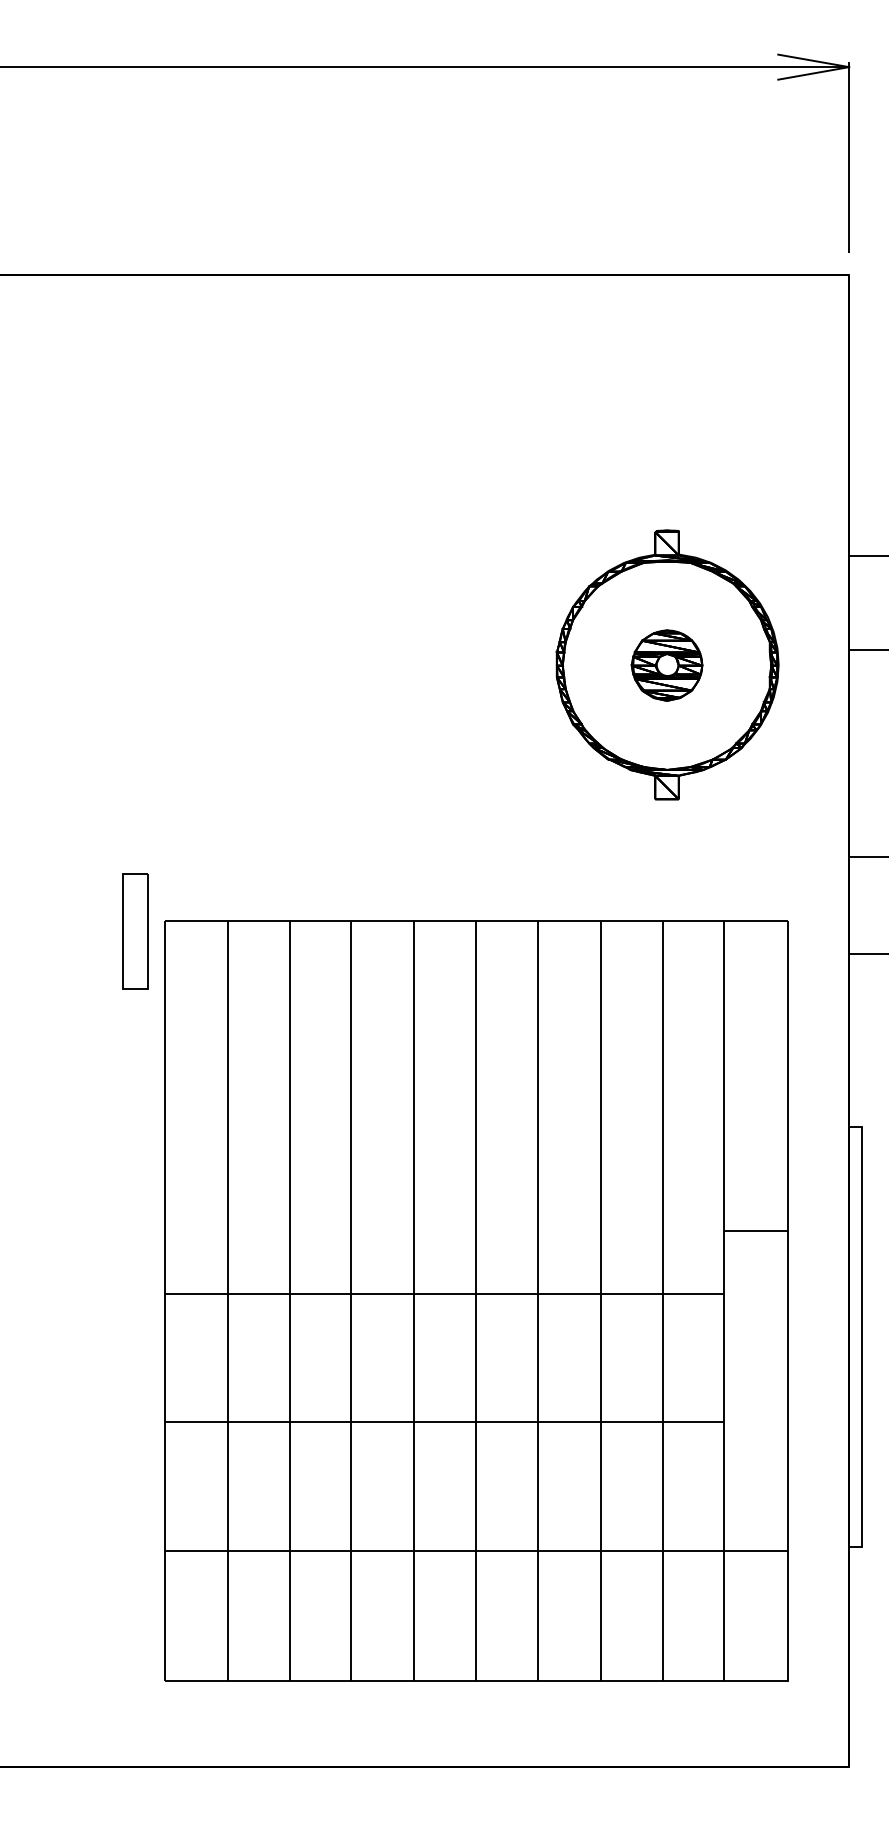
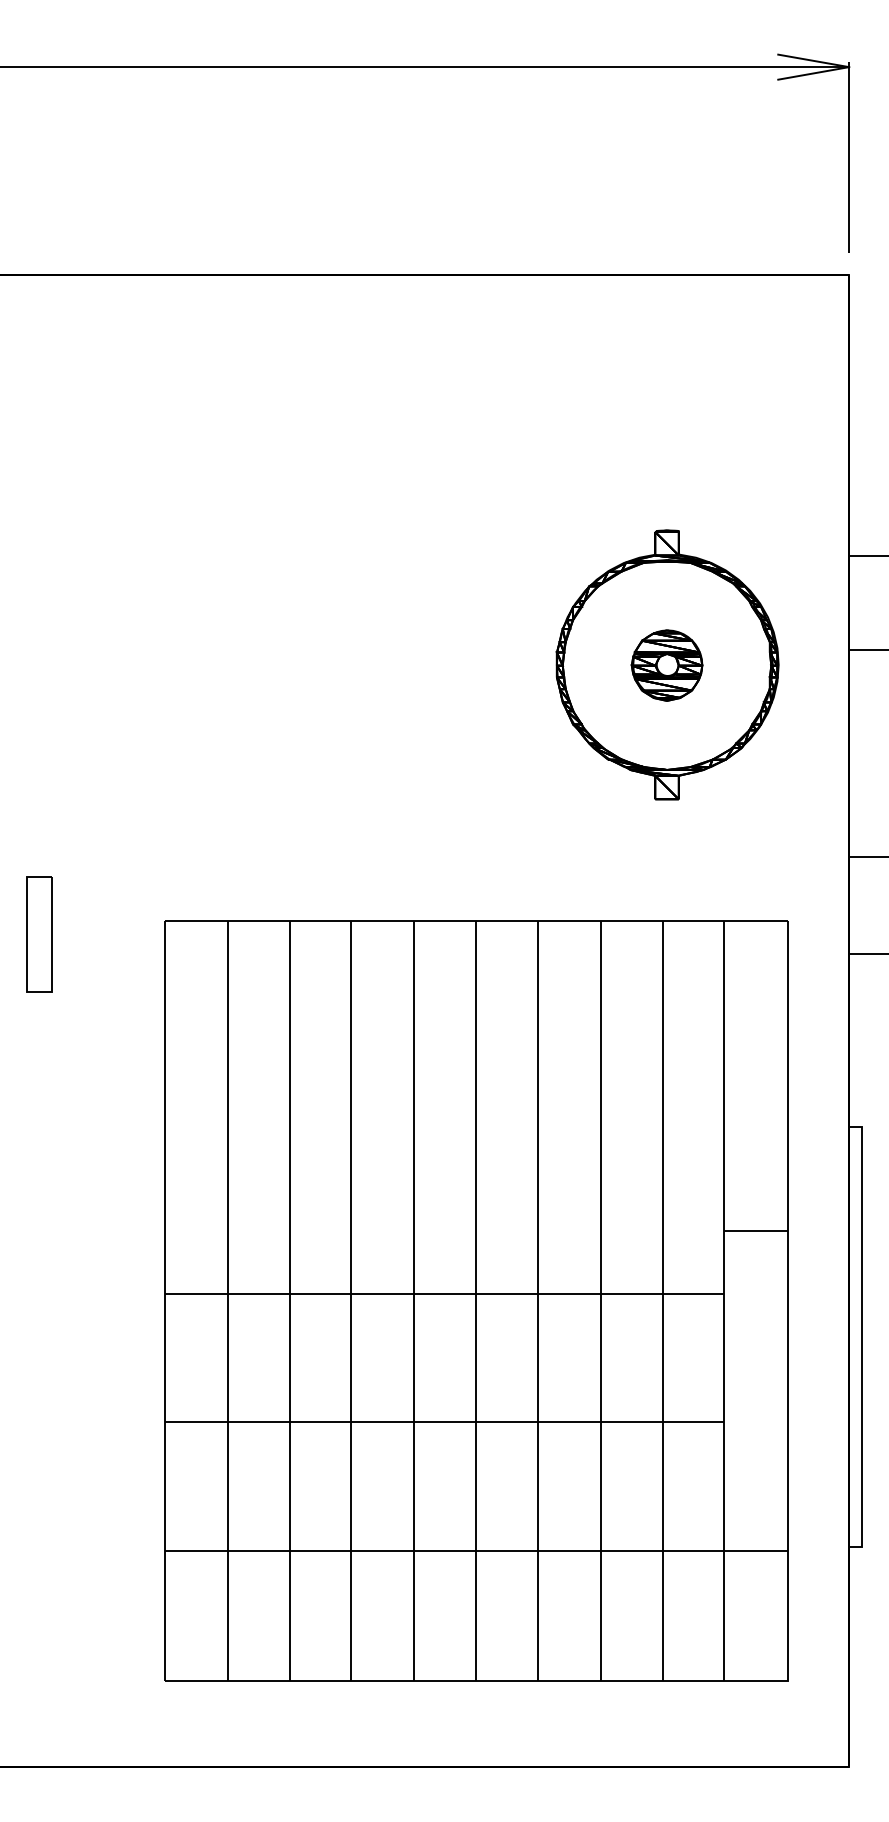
part position: (135, 931) -> (39, 934) (39, 934)
